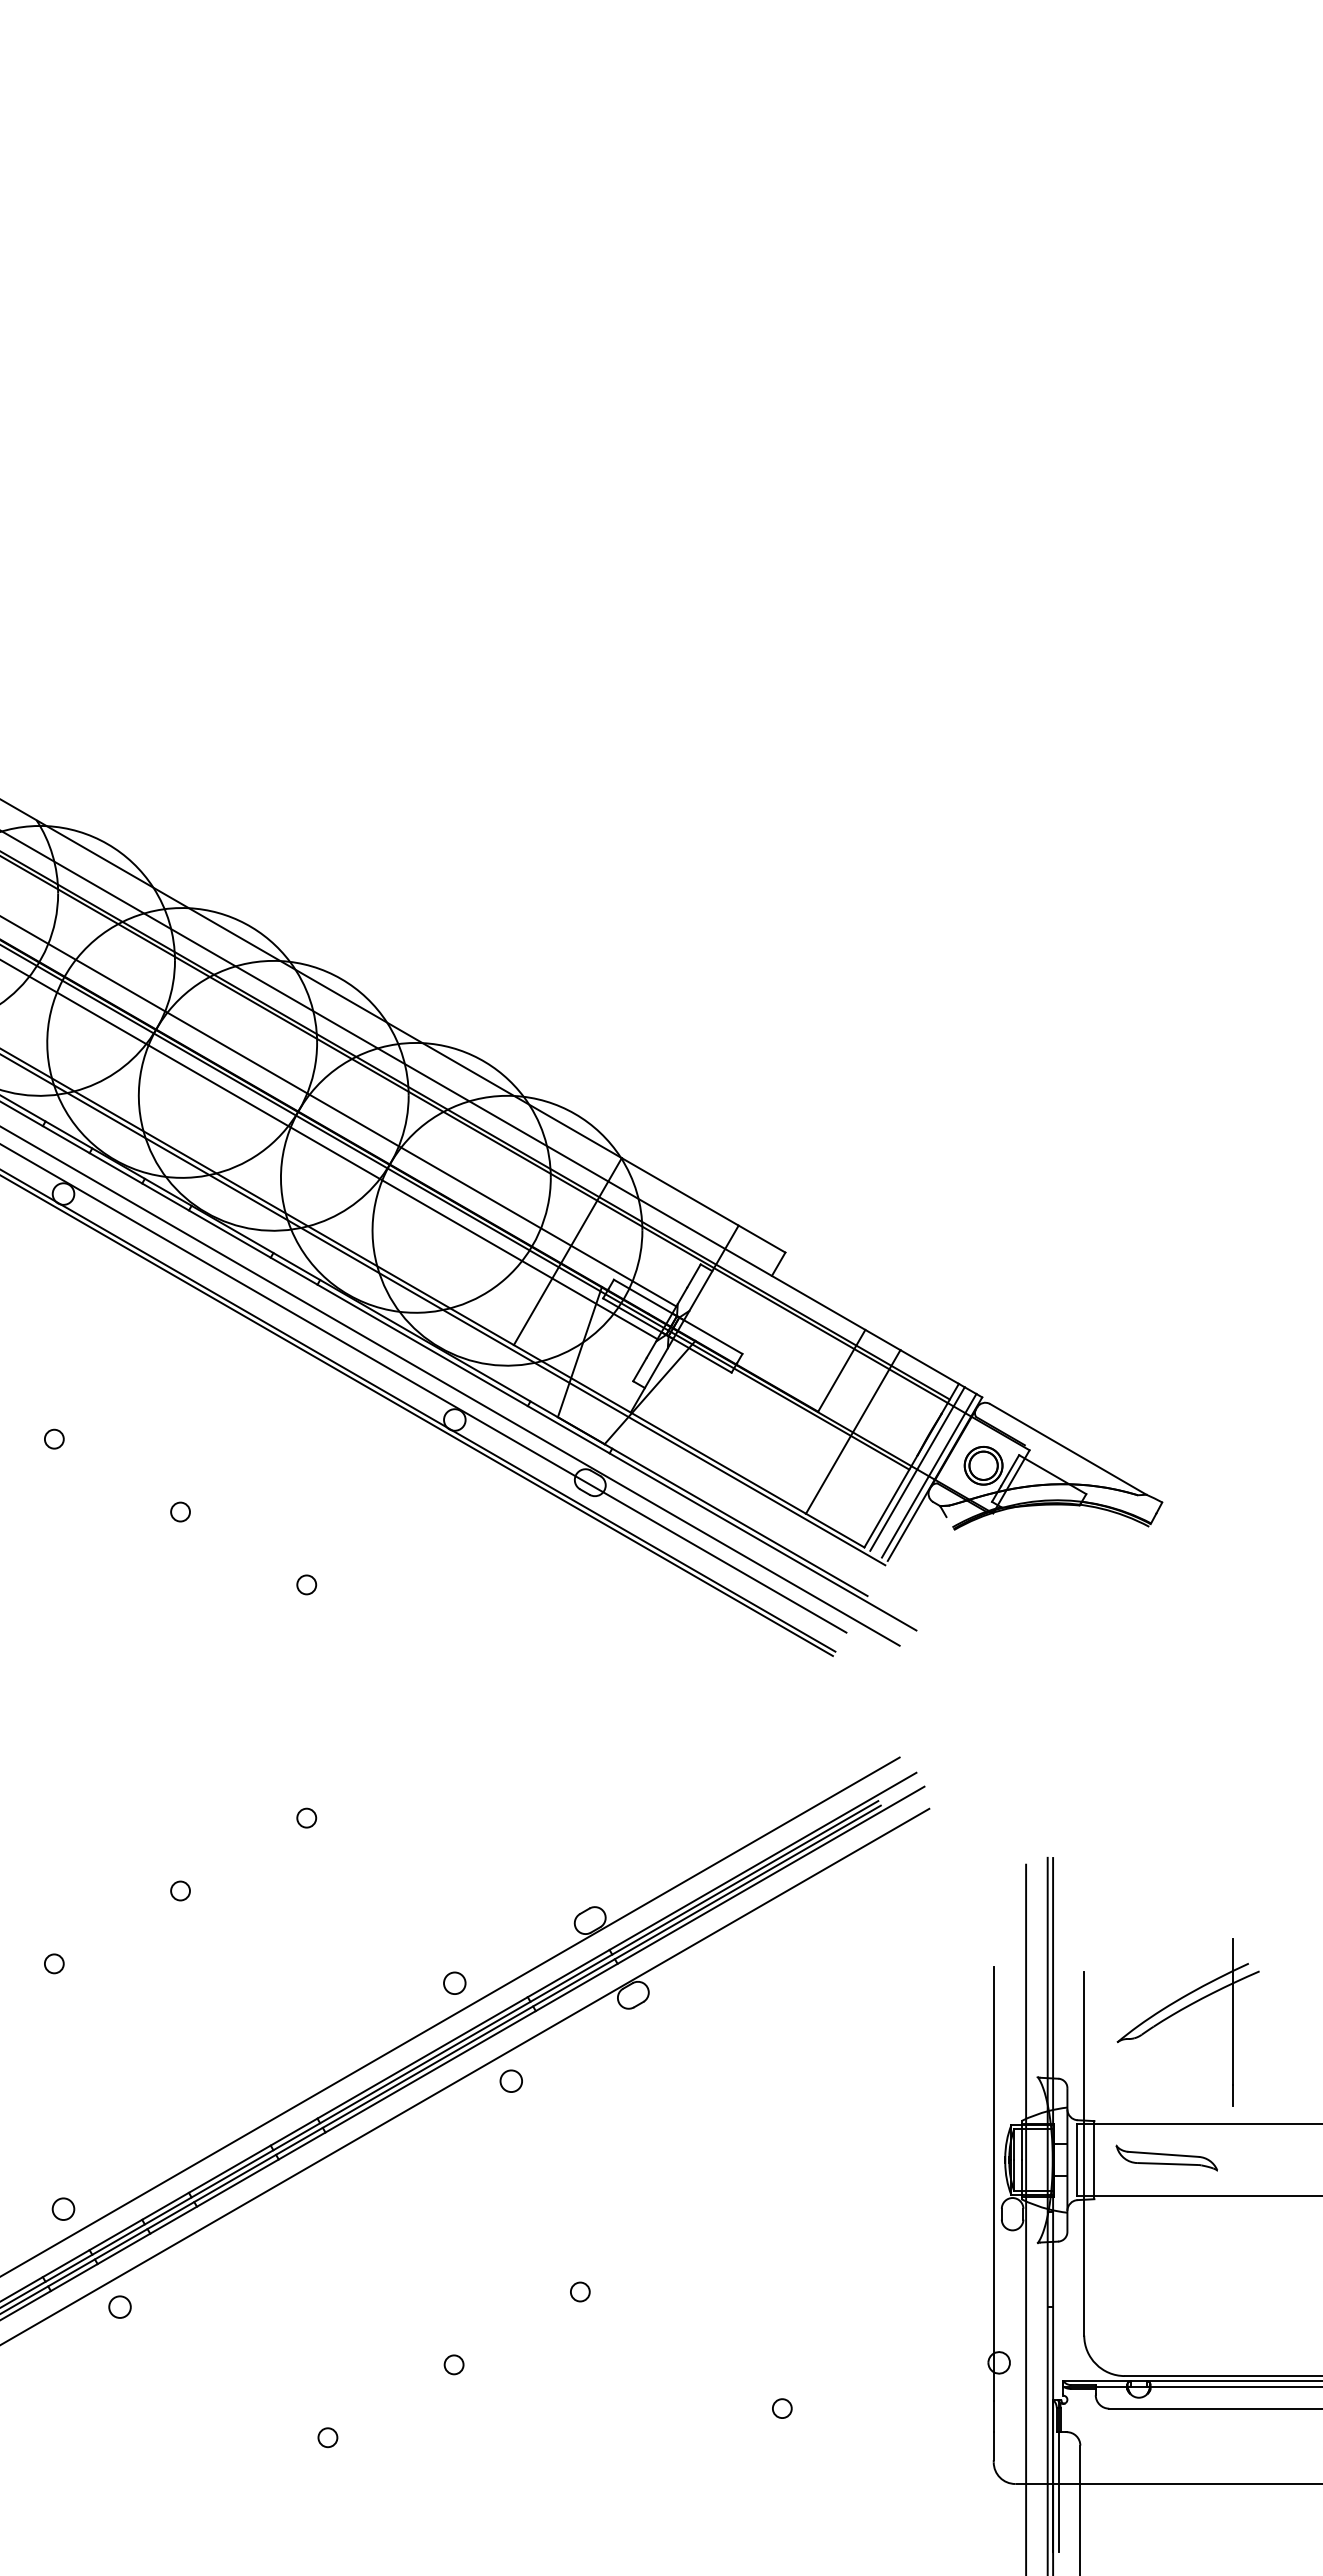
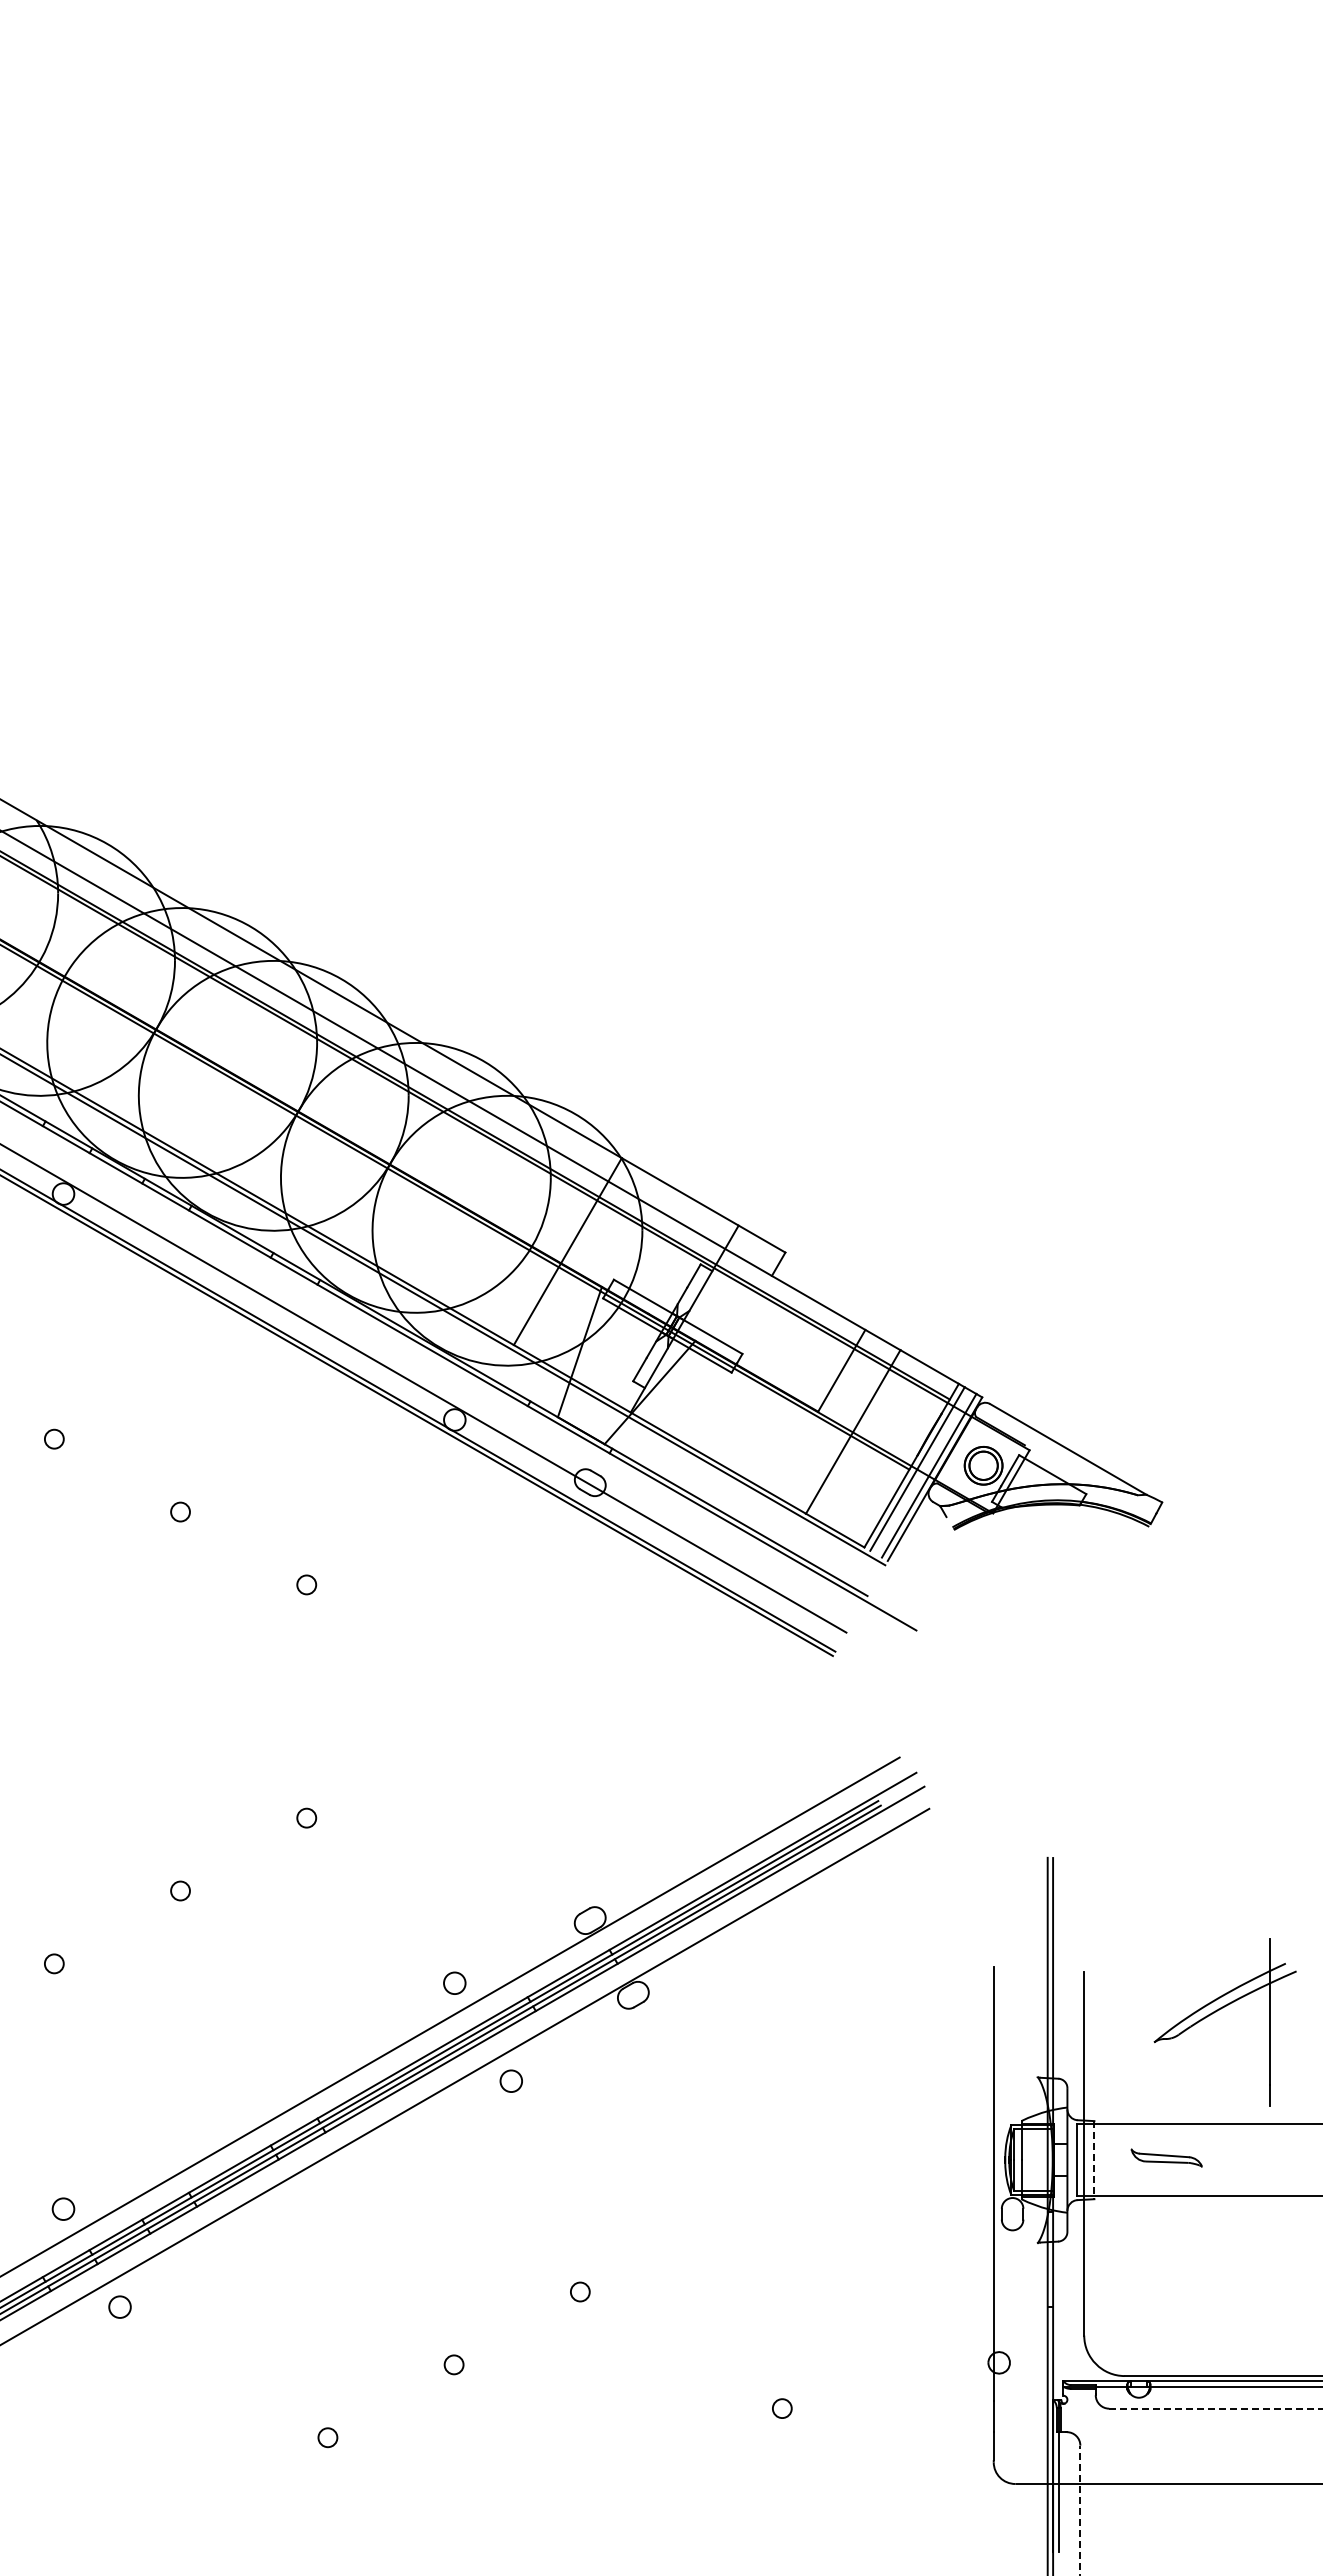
line: present -> none (339, 1111)
line: present -> none (329, 1150)
line: present -> none (450, 1386)
part position: (1182, 2010) -> (1219, 2010) (1219, 2010)
part size: 103x28 px -> 73x20 px (1166, 2157)
line: solid -> dashed (1094, 2160)
line: present -> none (1026, 2218)
line: solid -> dashed (1216, 2408)
line: solid -> dashed (1080, 2510)
